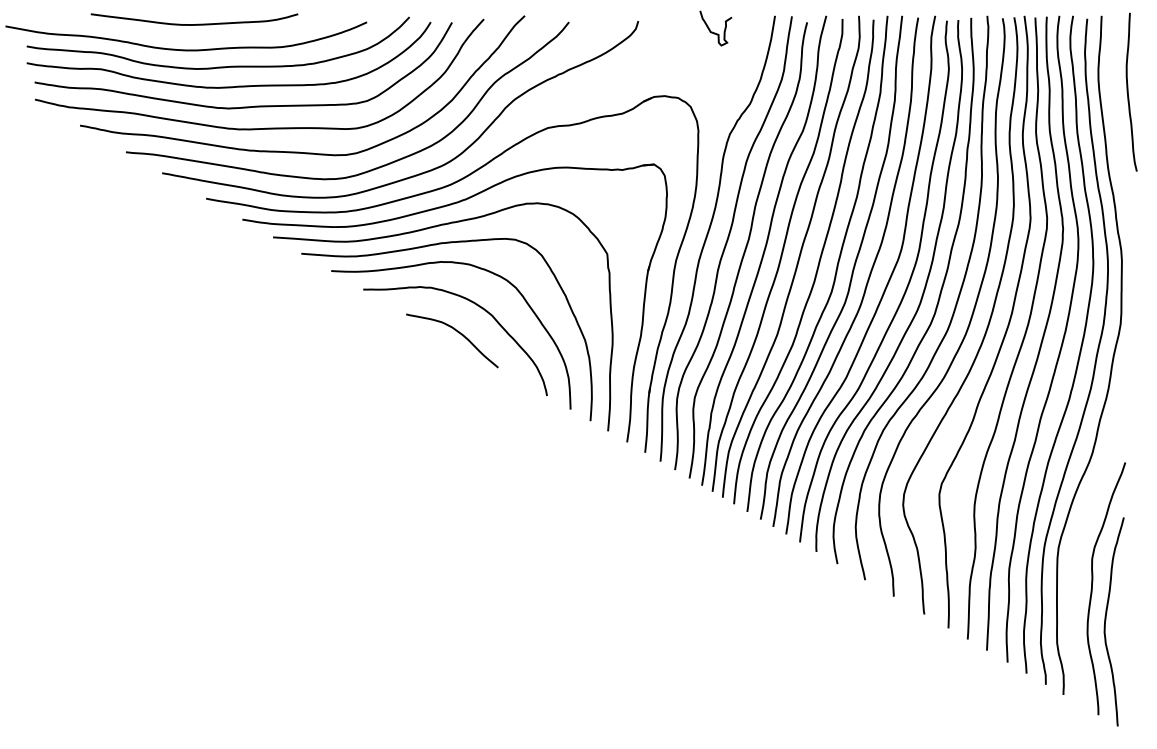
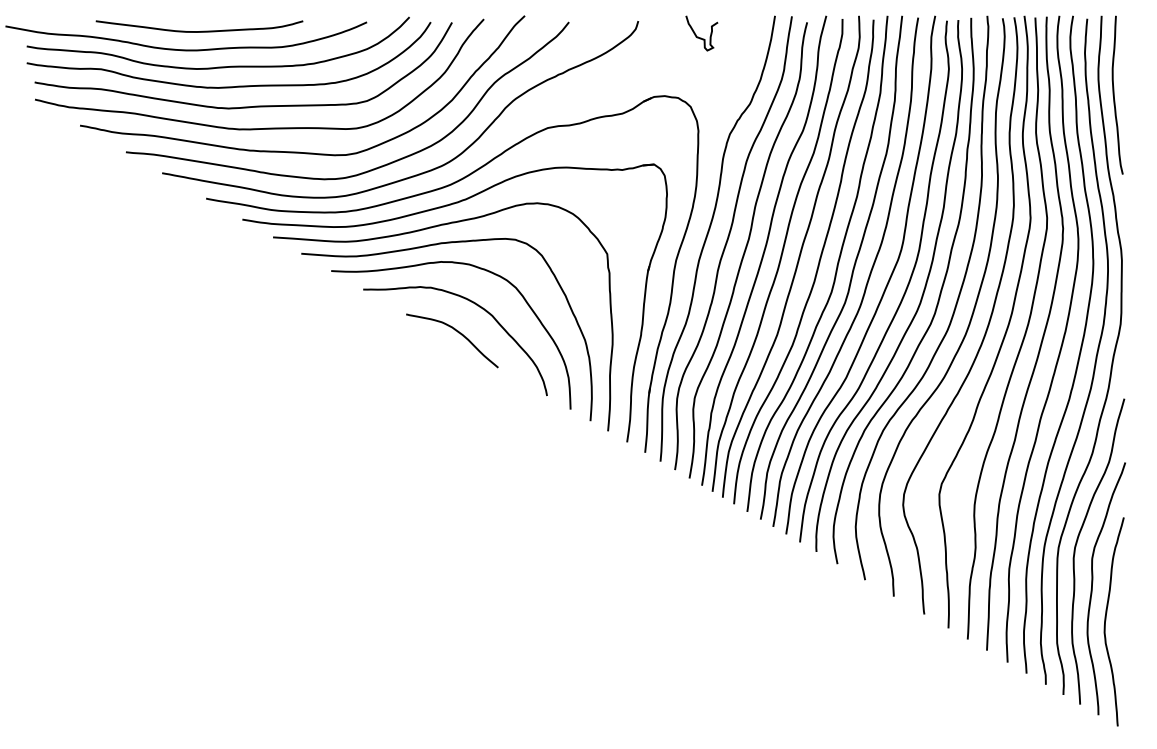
curve position: (197, 23) -> (202, 30) (202, 30)
curve position: (715, 32) -> (701, 37) (701, 37)
curve position: (1128, 91) -> (1114, 94) (1114, 94)
curve: none -> present (1076, 547)
